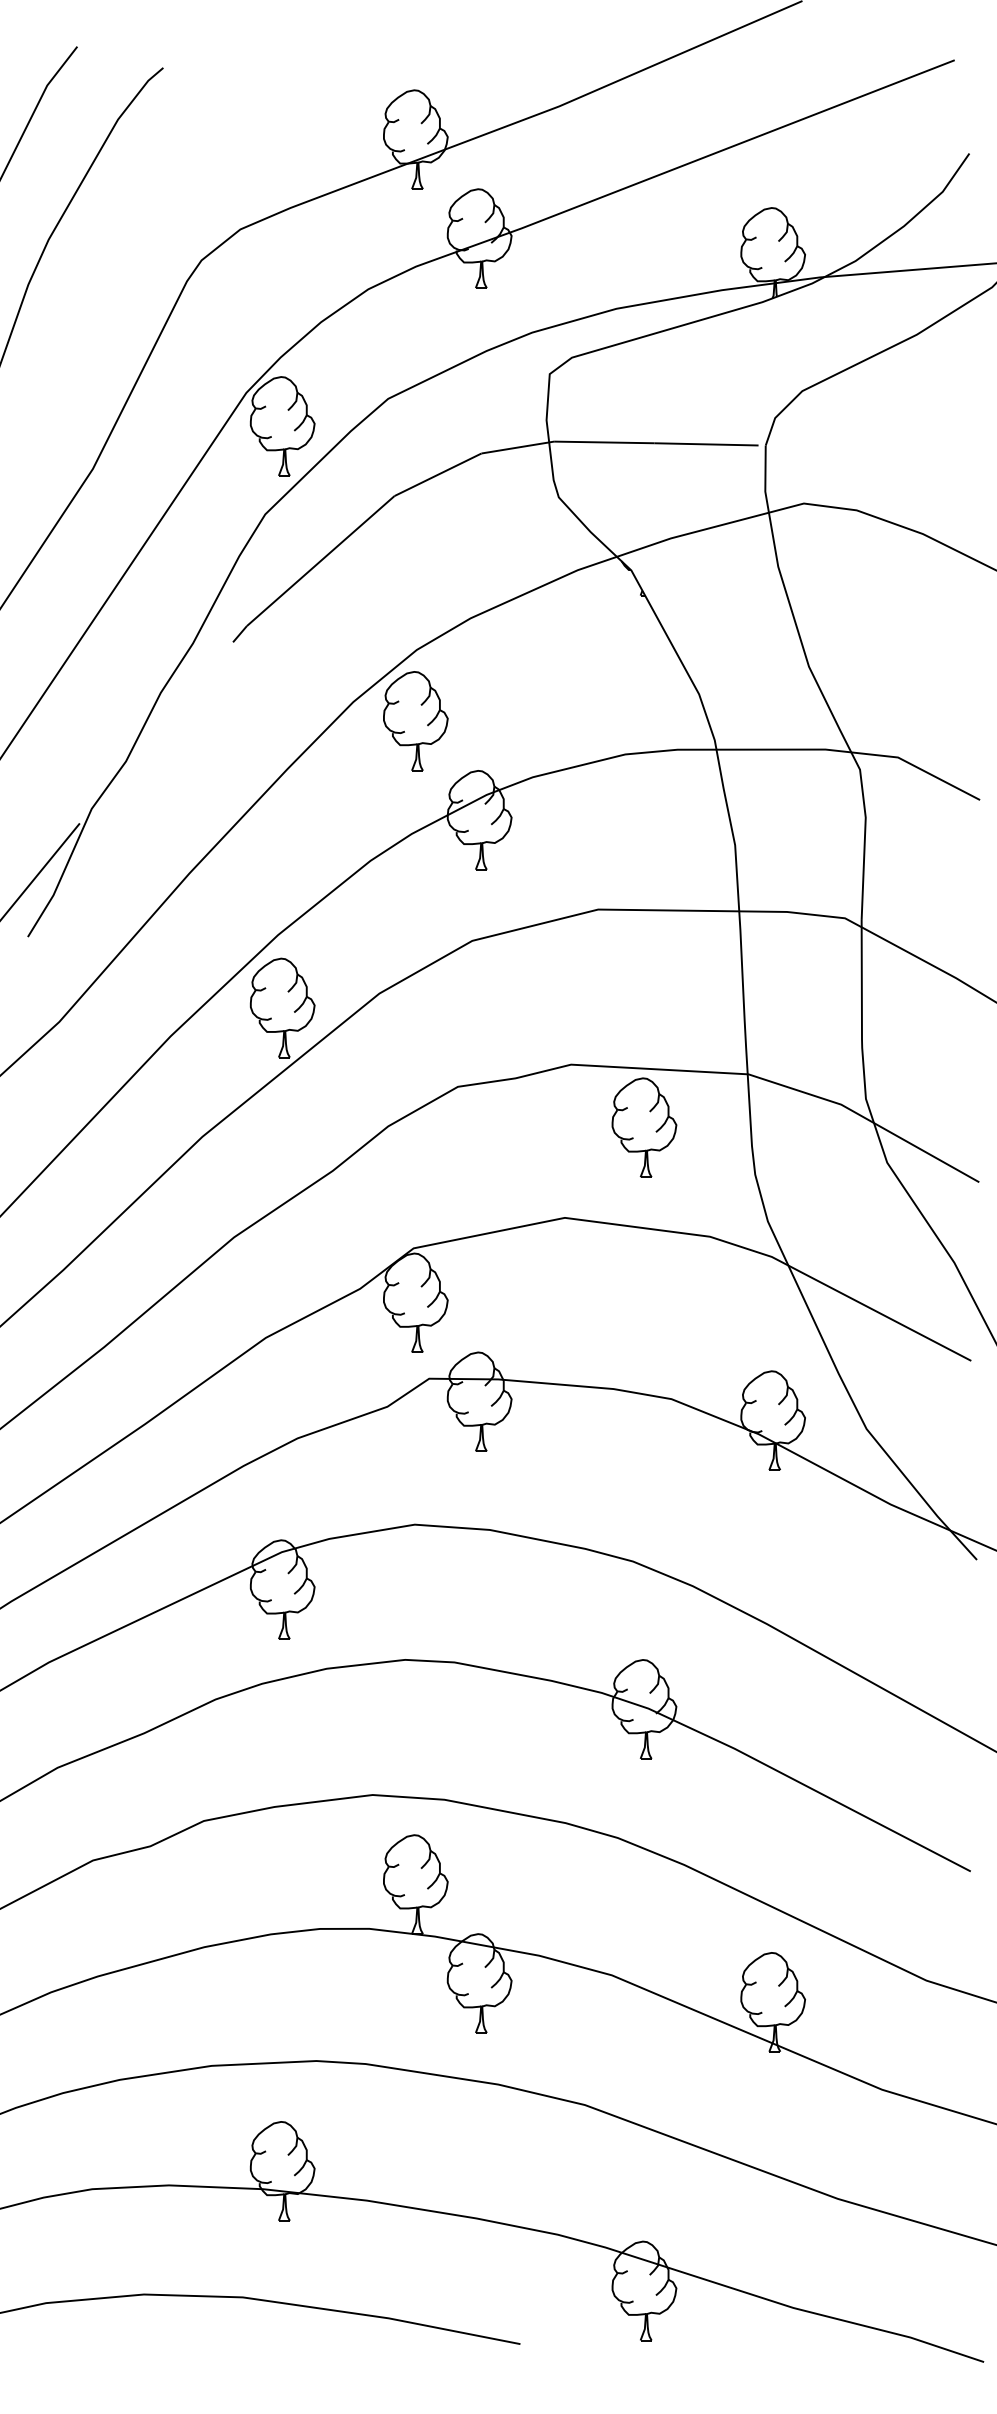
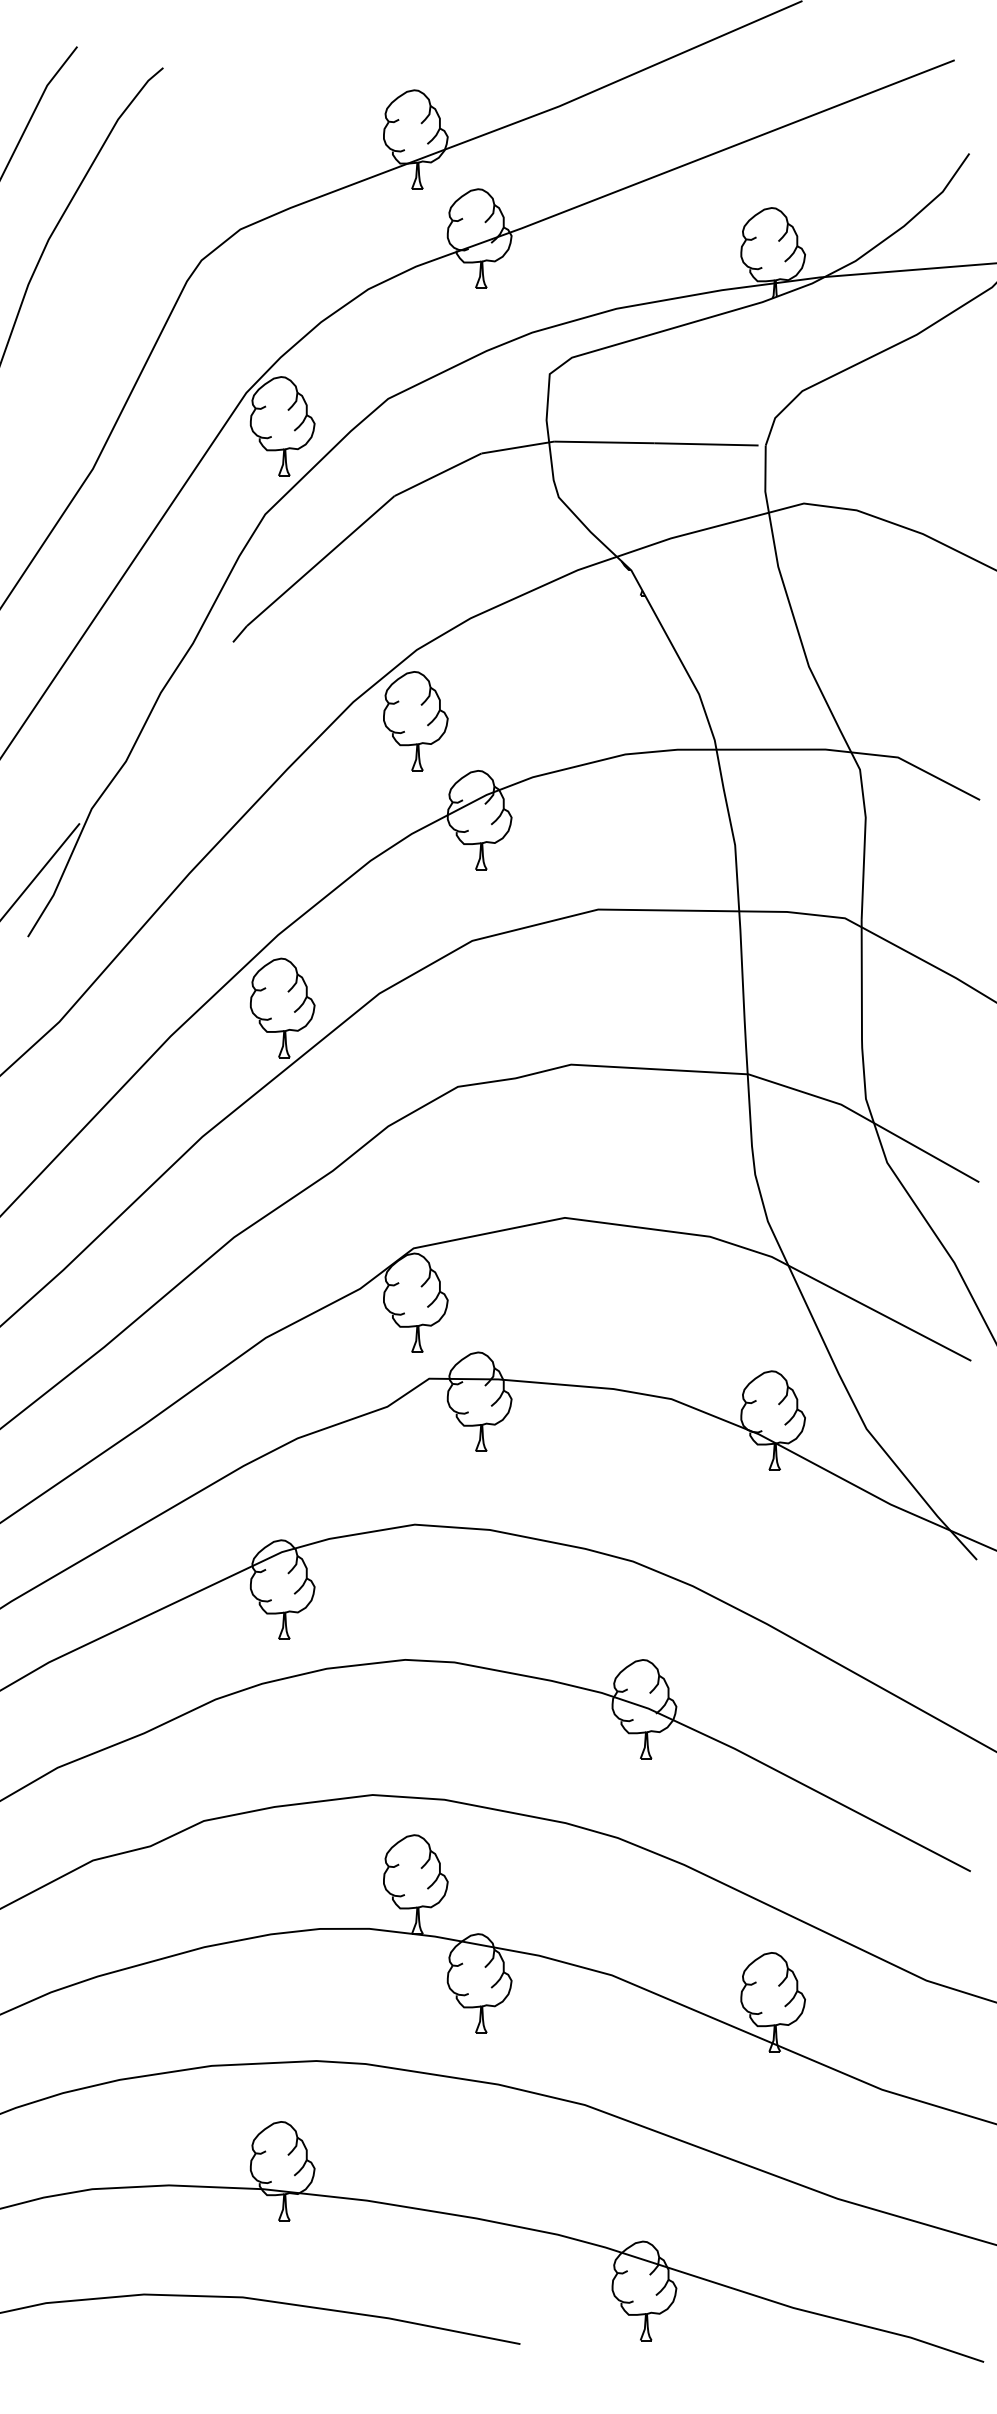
part: present -> none (644, 1127)
